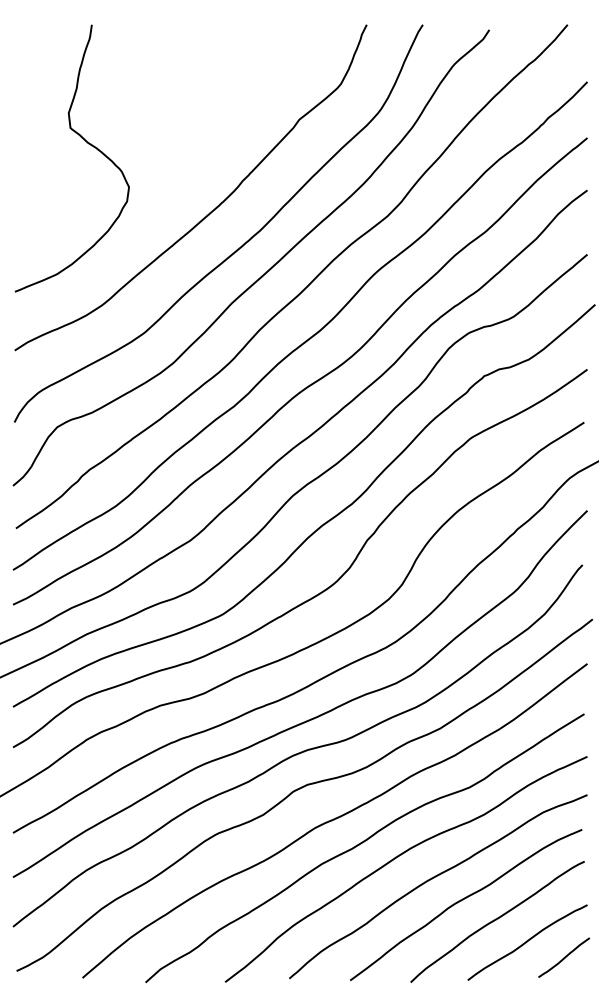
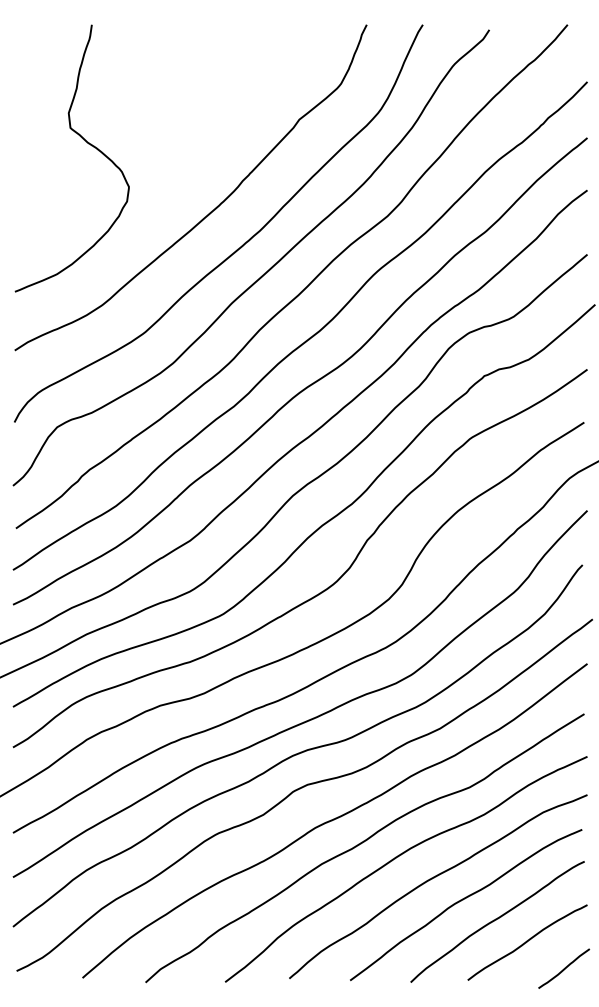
curve position: (564, 957) -> (564, 968) (564, 968)
